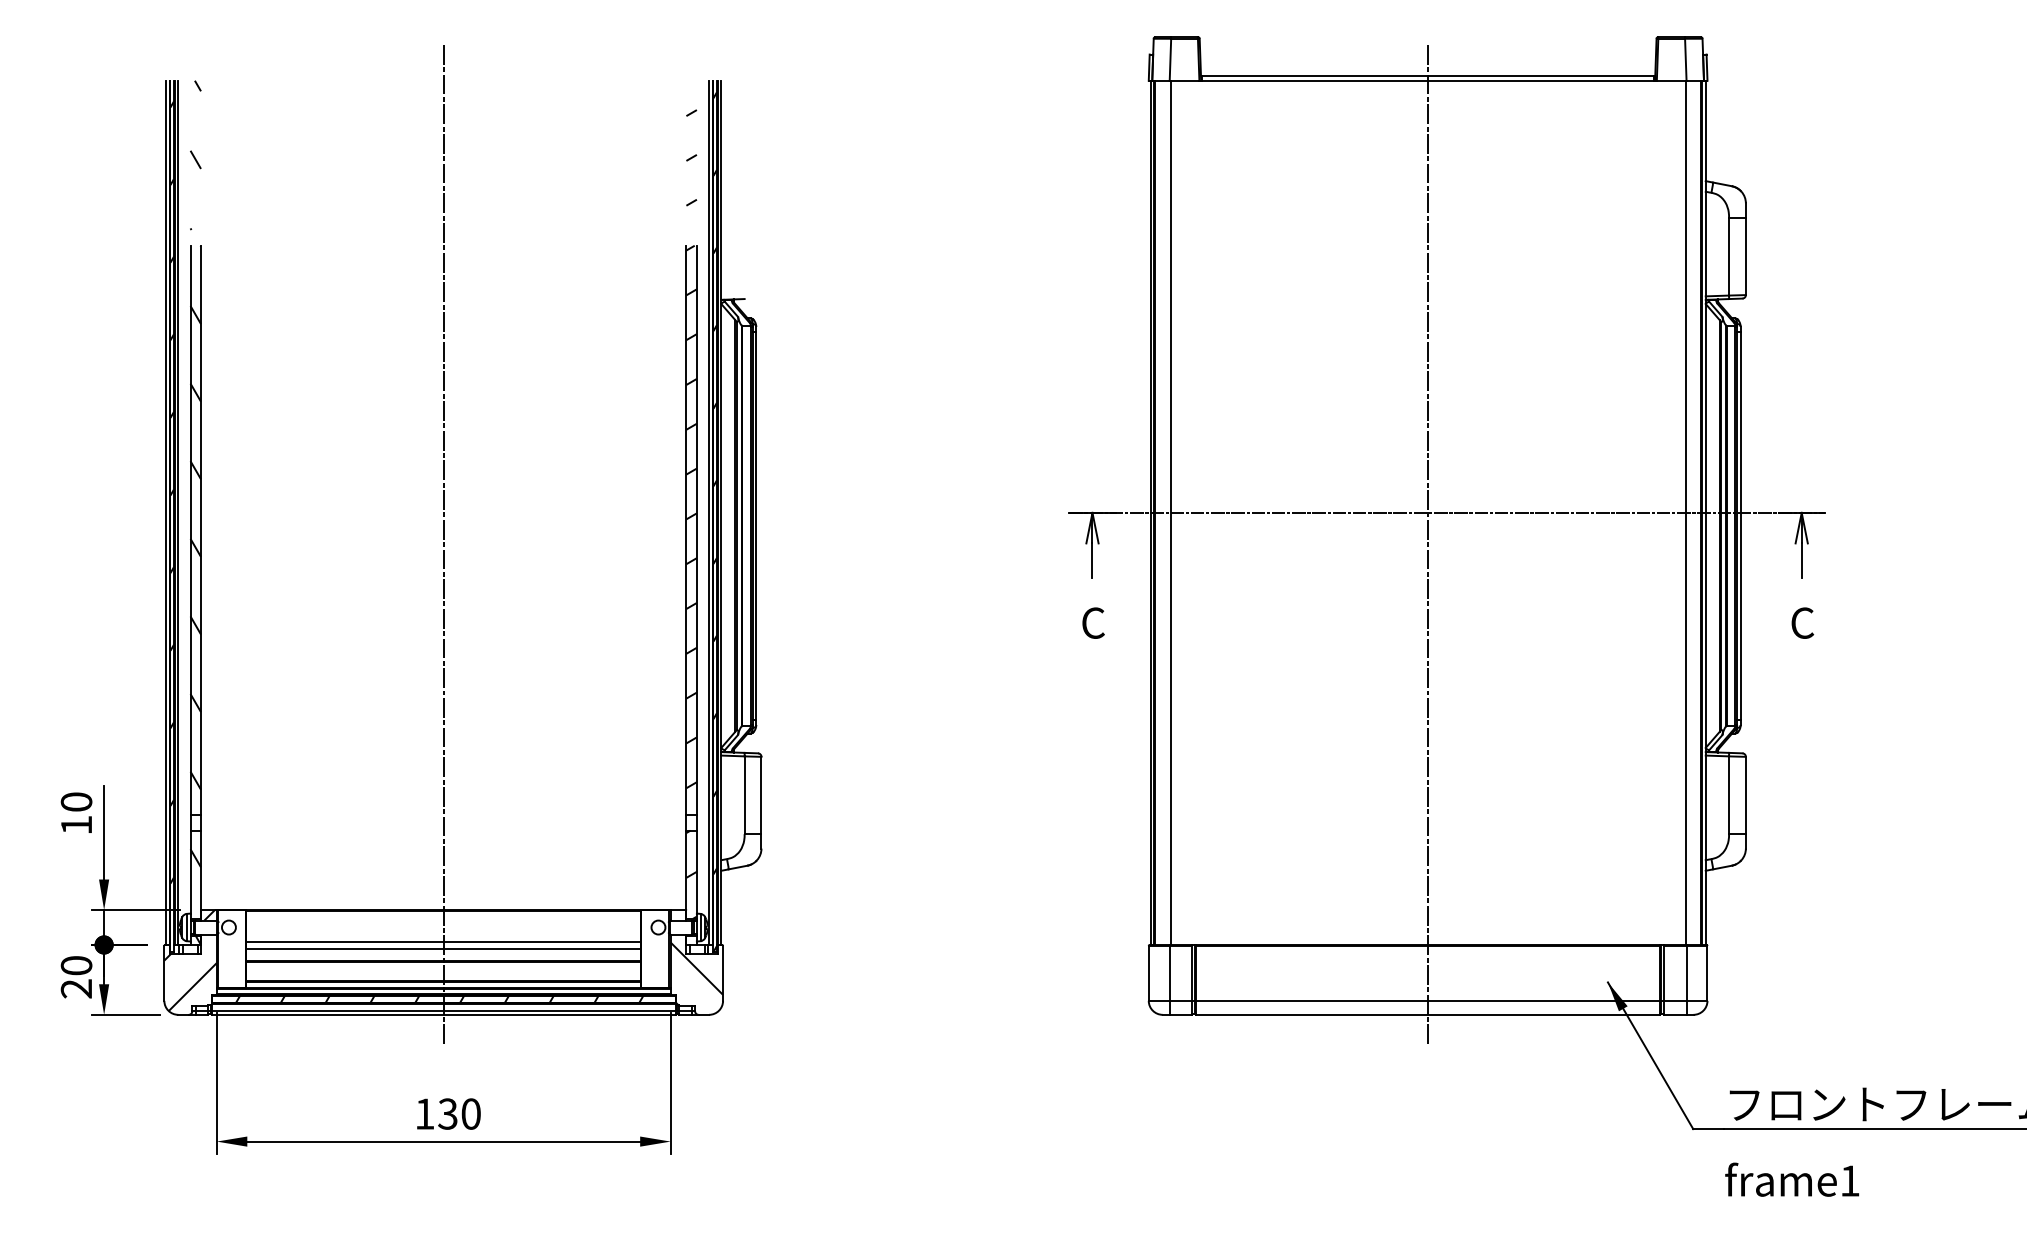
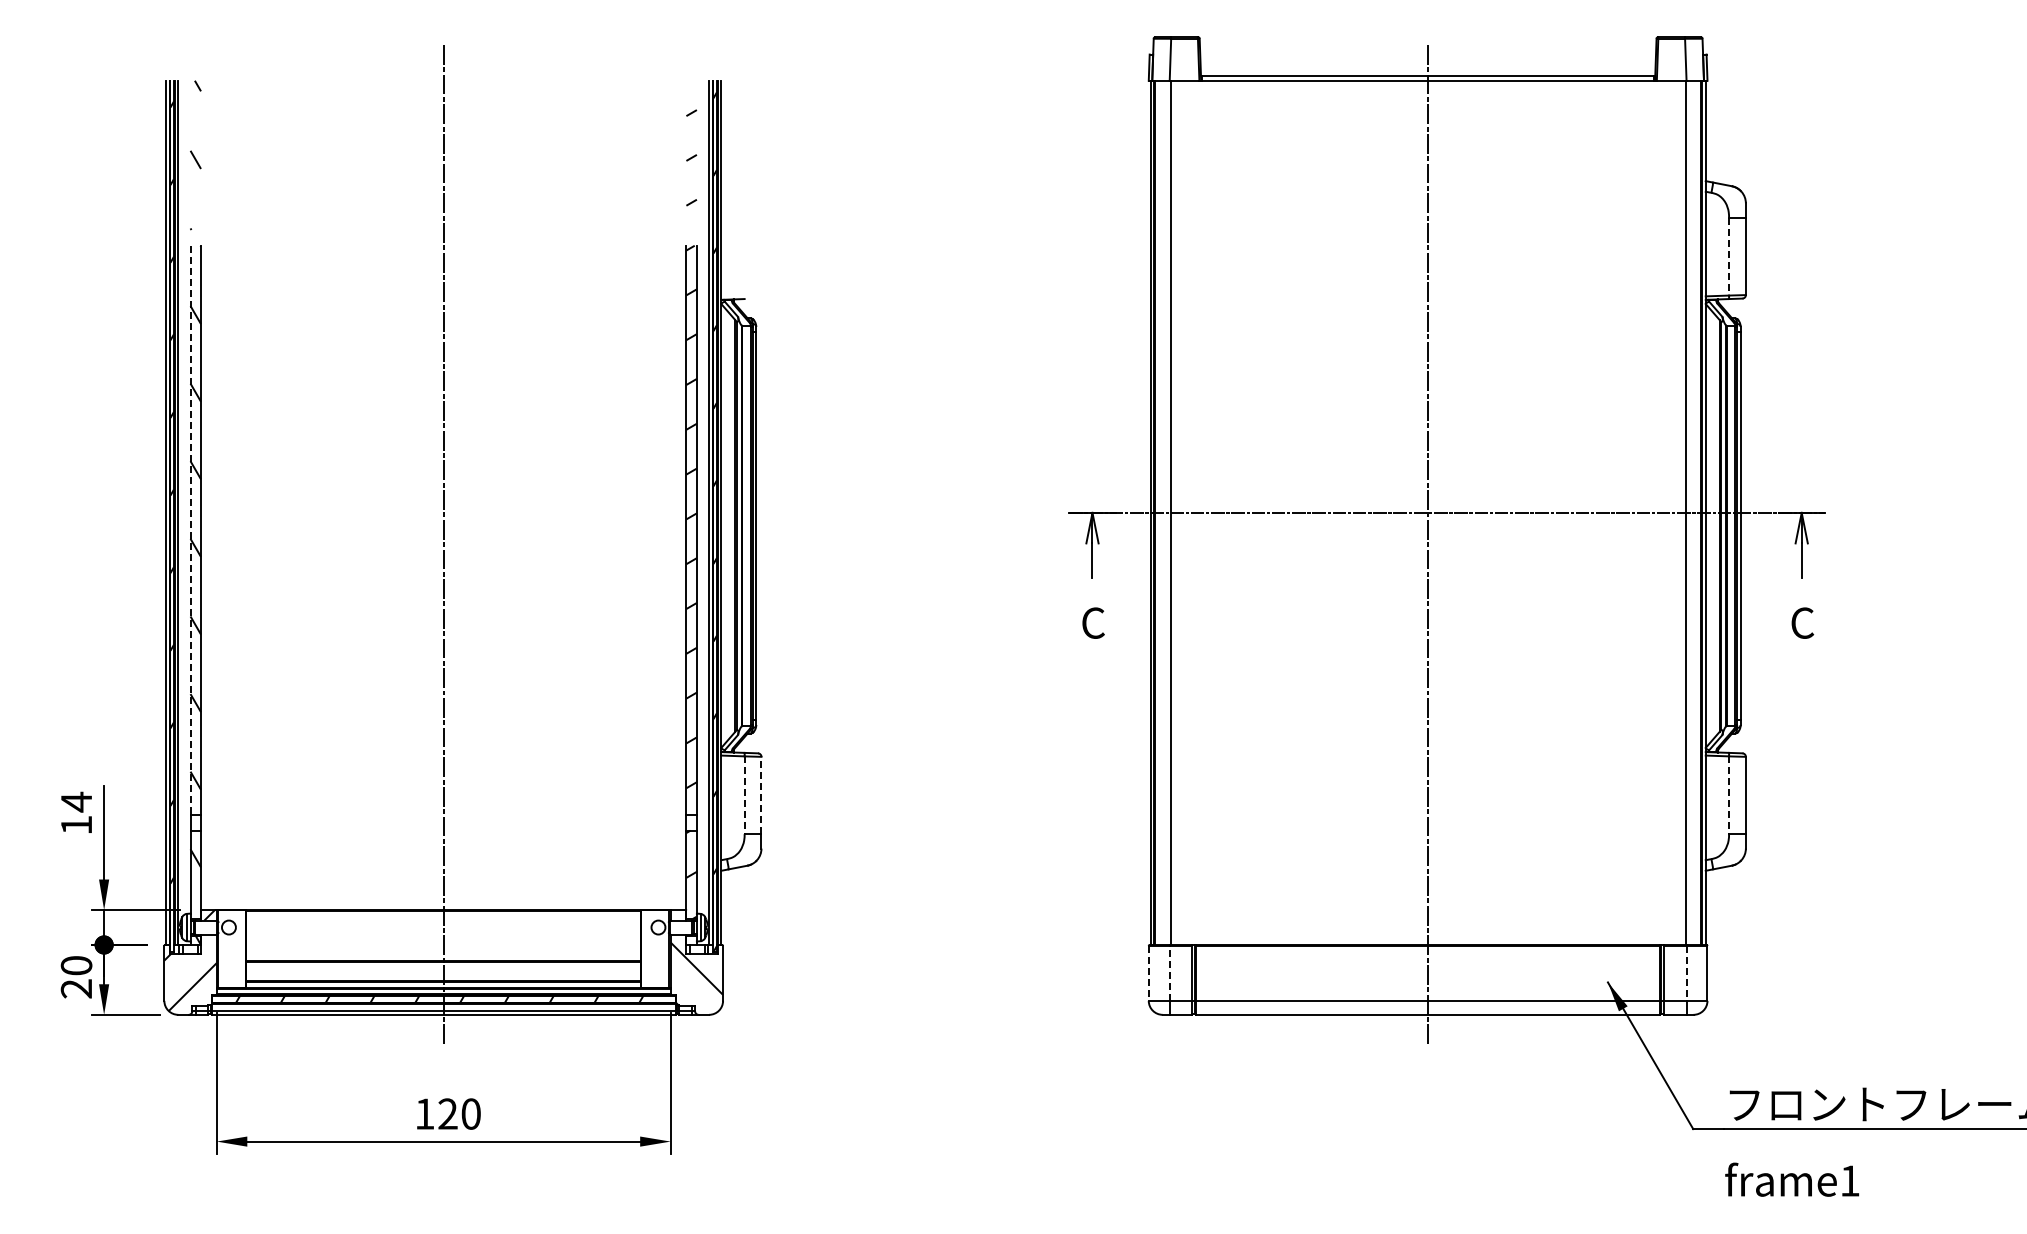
line: solid -> dashed (1729, 256)
line: solid -> dashed (190, 530)
line: solid -> dashed (744, 795)
line: solid -> dashed (761, 795)
line: solid -> dashed (1729, 795)
text: 10 -> 14 (76, 801)
line: present -> none (443, 941)
line: present -> none (443, 948)
line: solid -> dashed (1169, 972)
line: solid -> dashed (1148, 973)
line: solid -> dashed (1686, 973)
text: 130 -> 120 (447, 1113)
